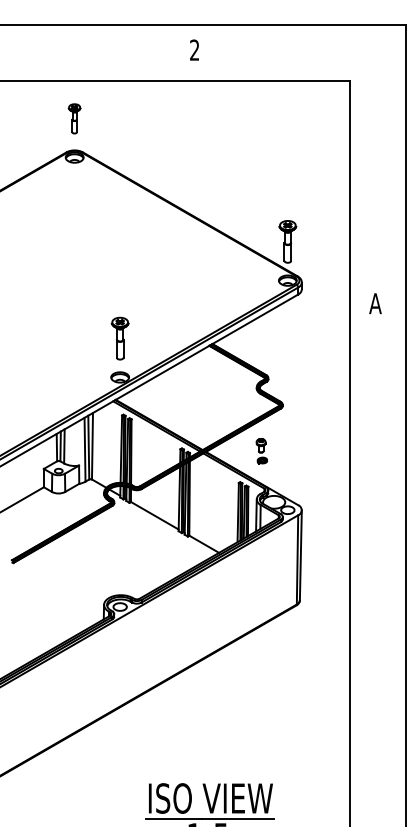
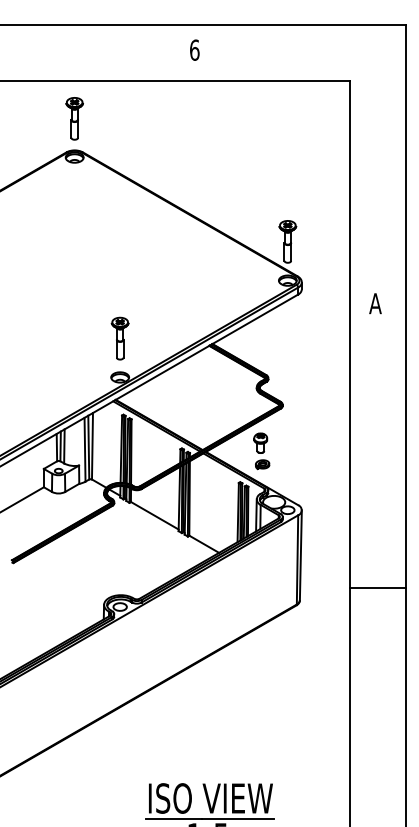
text: 2 -> 6 (194, 49)
part size: 15x32 px -> 19x44 px (74, 118)
part size: 13x27 px -> 18x39 px (261, 451)
line: none -> present (378, 588)
